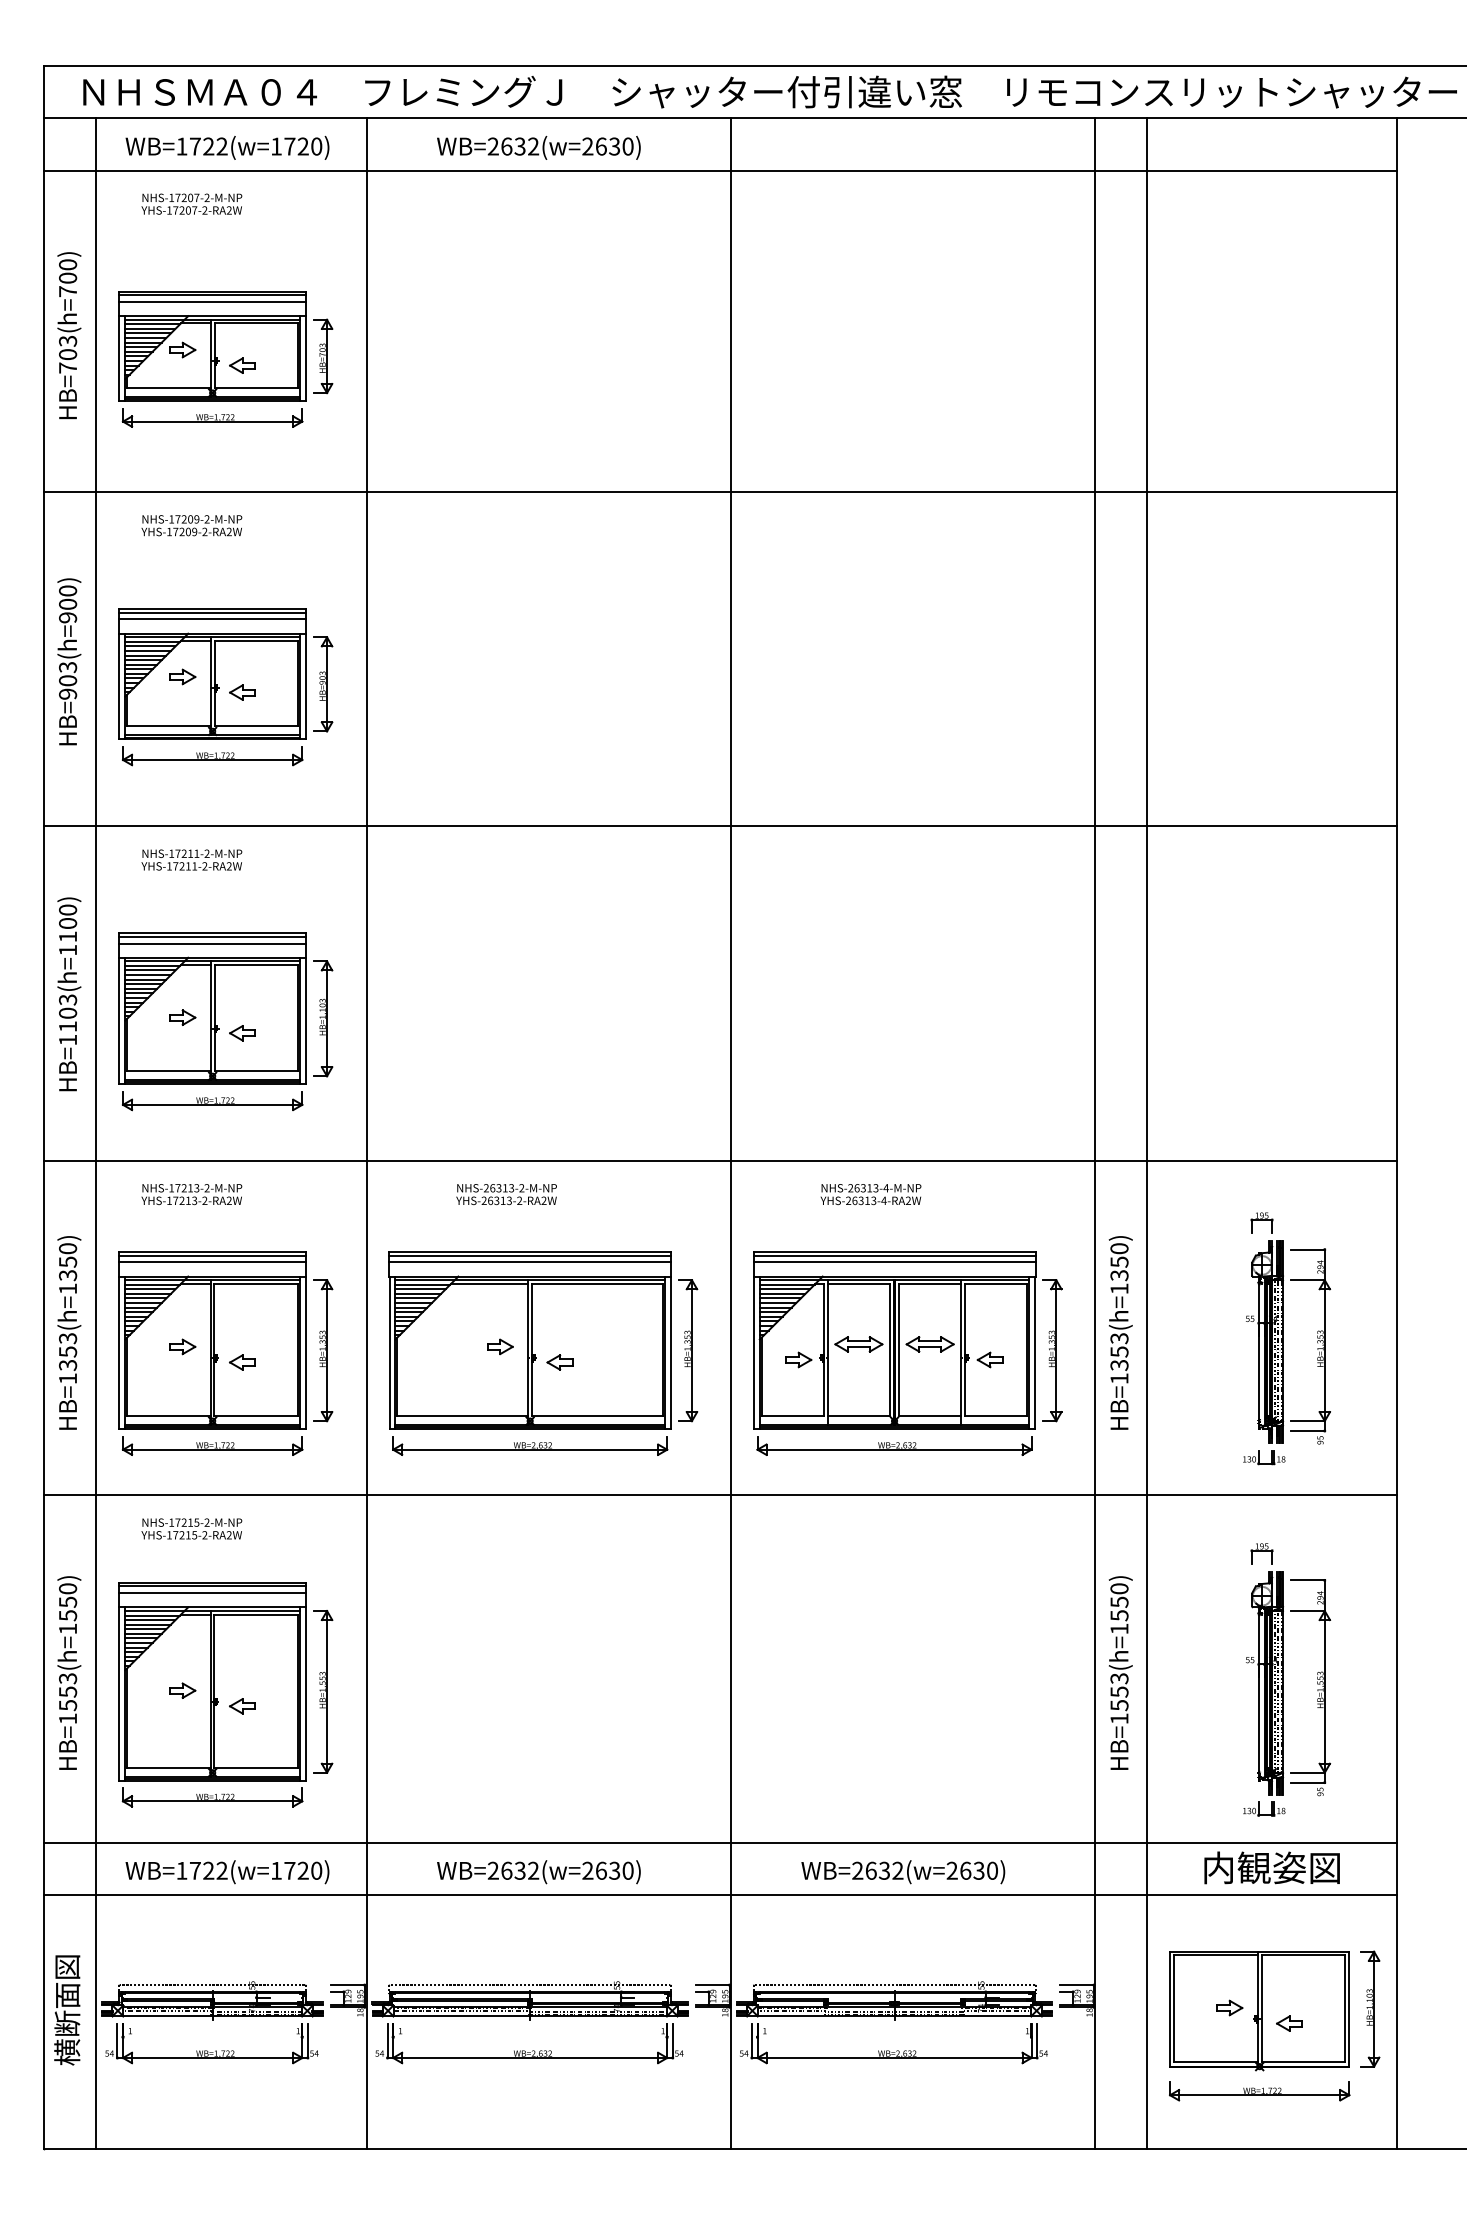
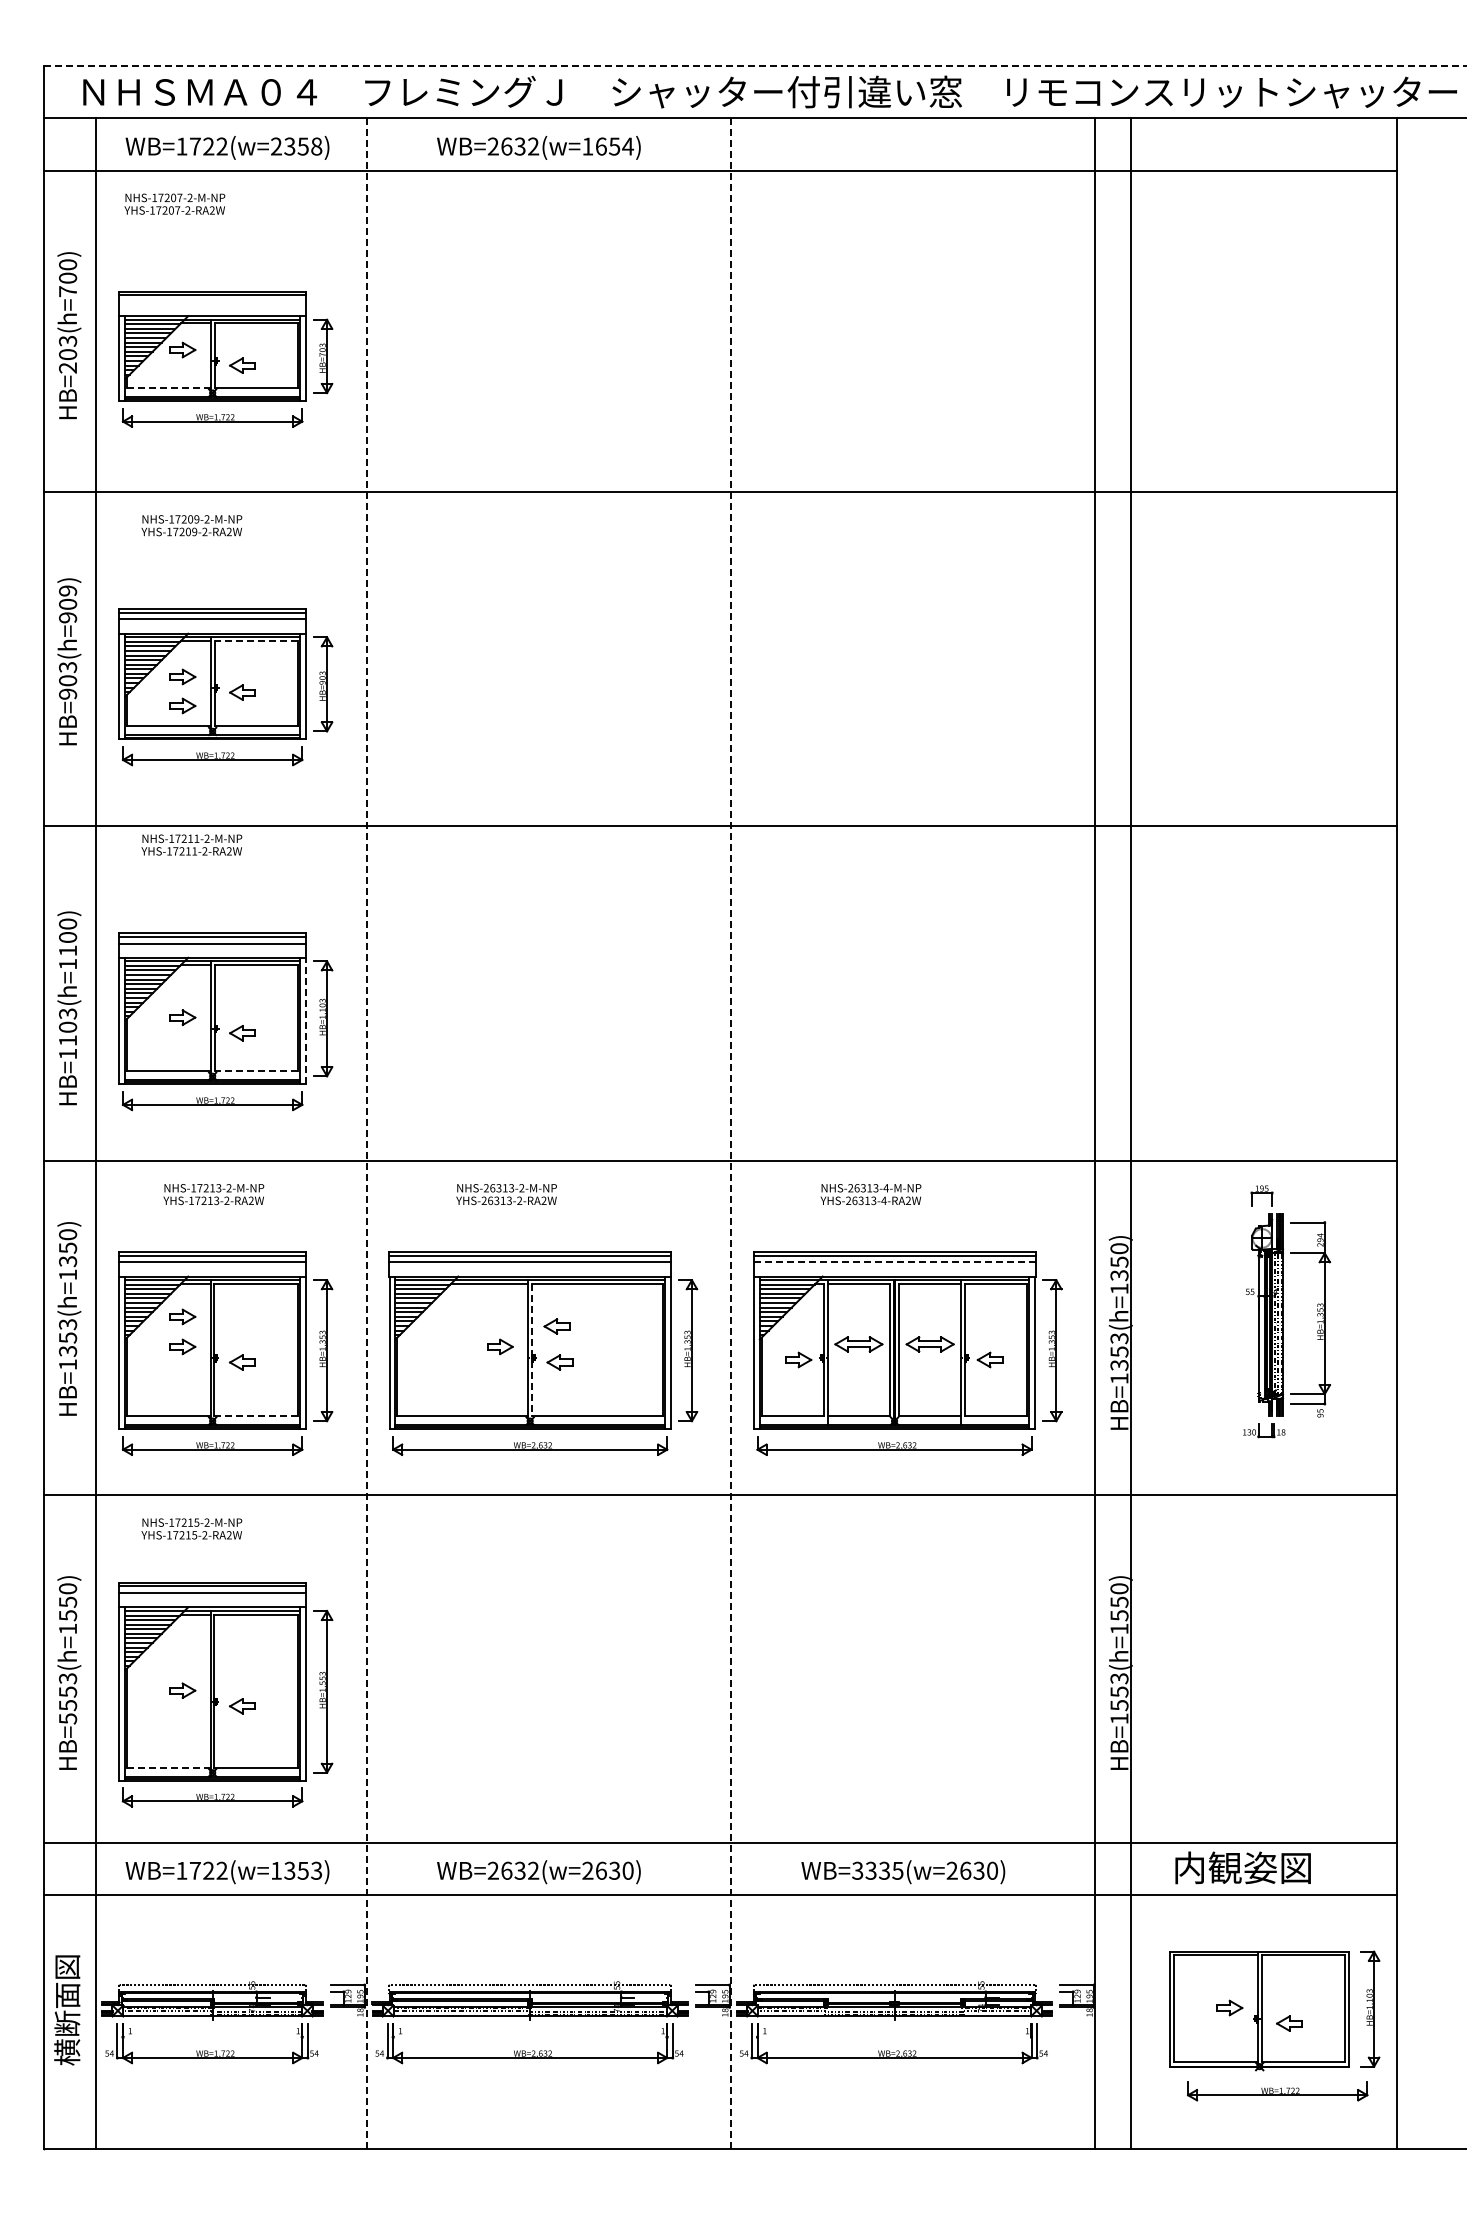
line: solid -> dashed (755, 66)
text: WB=1722(w=1720) -> WB=1722(w=2358) (296, 146)
text: WB=2632(w=2630) -> WB=2632(w=1654) (608, 146)
text position: (191, 203) -> (174, 203) (174, 203)
line: present -> none (212, 301)
text: HB=703(h=700) -> HB=203(h=700) (67, 367)
line: solid -> dashed (168, 387)
text: HB=903(h=900) -> HB=903(h=909) (68, 590)
line: solid -> dashed (256, 641)
part: none -> present (182, 705)
text position: (191, 859) -> (191, 844) (191, 844)
text position: (69, 994) -> (69, 1008) (69, 1008)
line: solid -> dashed (305, 1020)
line: solid -> dashed (256, 1071)
line: solid -> dashed (366, 1133)
line: solid -> dashed (730, 1133)
line position: (1147, 1133) -> (1131, 1133) (1131, 1133)
text position: (191, 1194) -> (213, 1194) (213, 1194)
line: solid -> dashed (894, 1262)
part: none -> present (182, 1316)
part: none -> present (556, 1326)
text position: (69, 1332) -> (69, 1318) (69, 1318)
part position: (1287, 1338) -> (1287, 1311) (1287, 1311)
line: solid -> dashed (532, 1350)
line: solid -> dashed (256, 1416)
part: present -> none (1287, 1679)
text: HB=1553(h=1550) -> HB=5553(h=1550) (68, 1718)
line: solid -> dashed (168, 1767)
text position: (1271, 1867) -> (1242, 1867) (1242, 1867)
text: WB=1722(w=1720) -> WB=1722(w=1353) (303, 1870)
text: WB=2632(w=2630) -> WB=3335(w=2630) (877, 1870)
part position: (1259, 2091) -> (1277, 2091) (1277, 2091)
